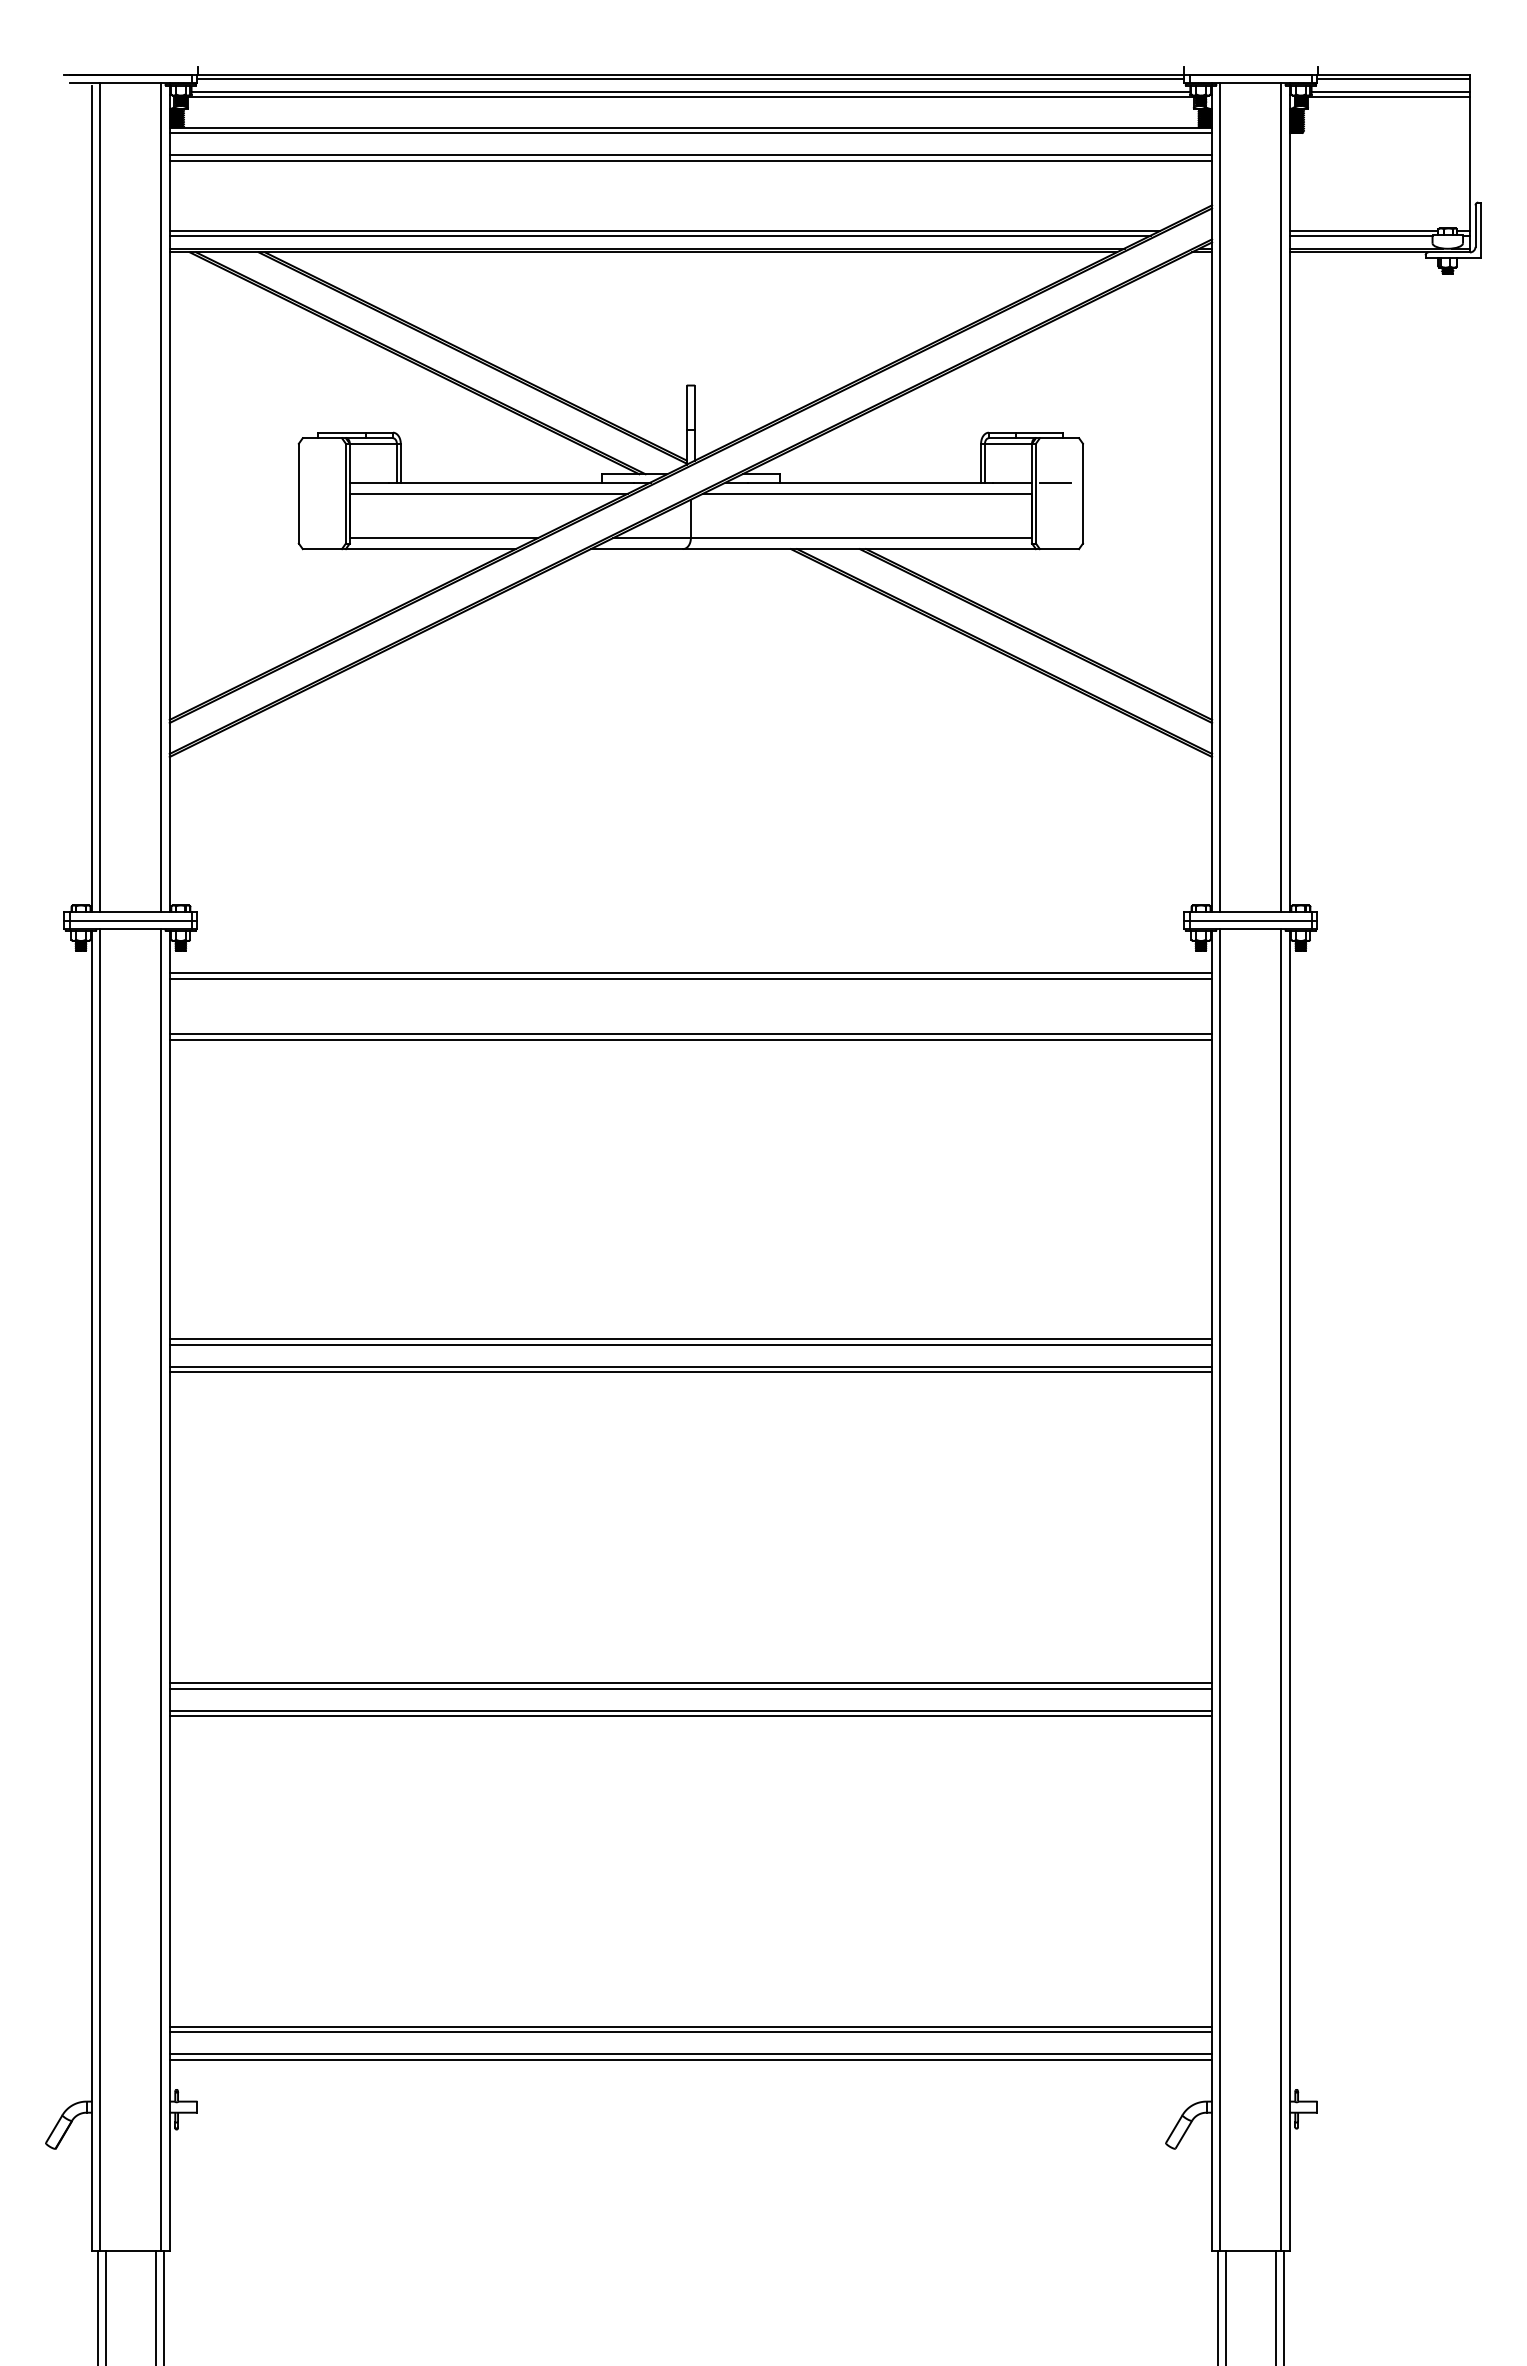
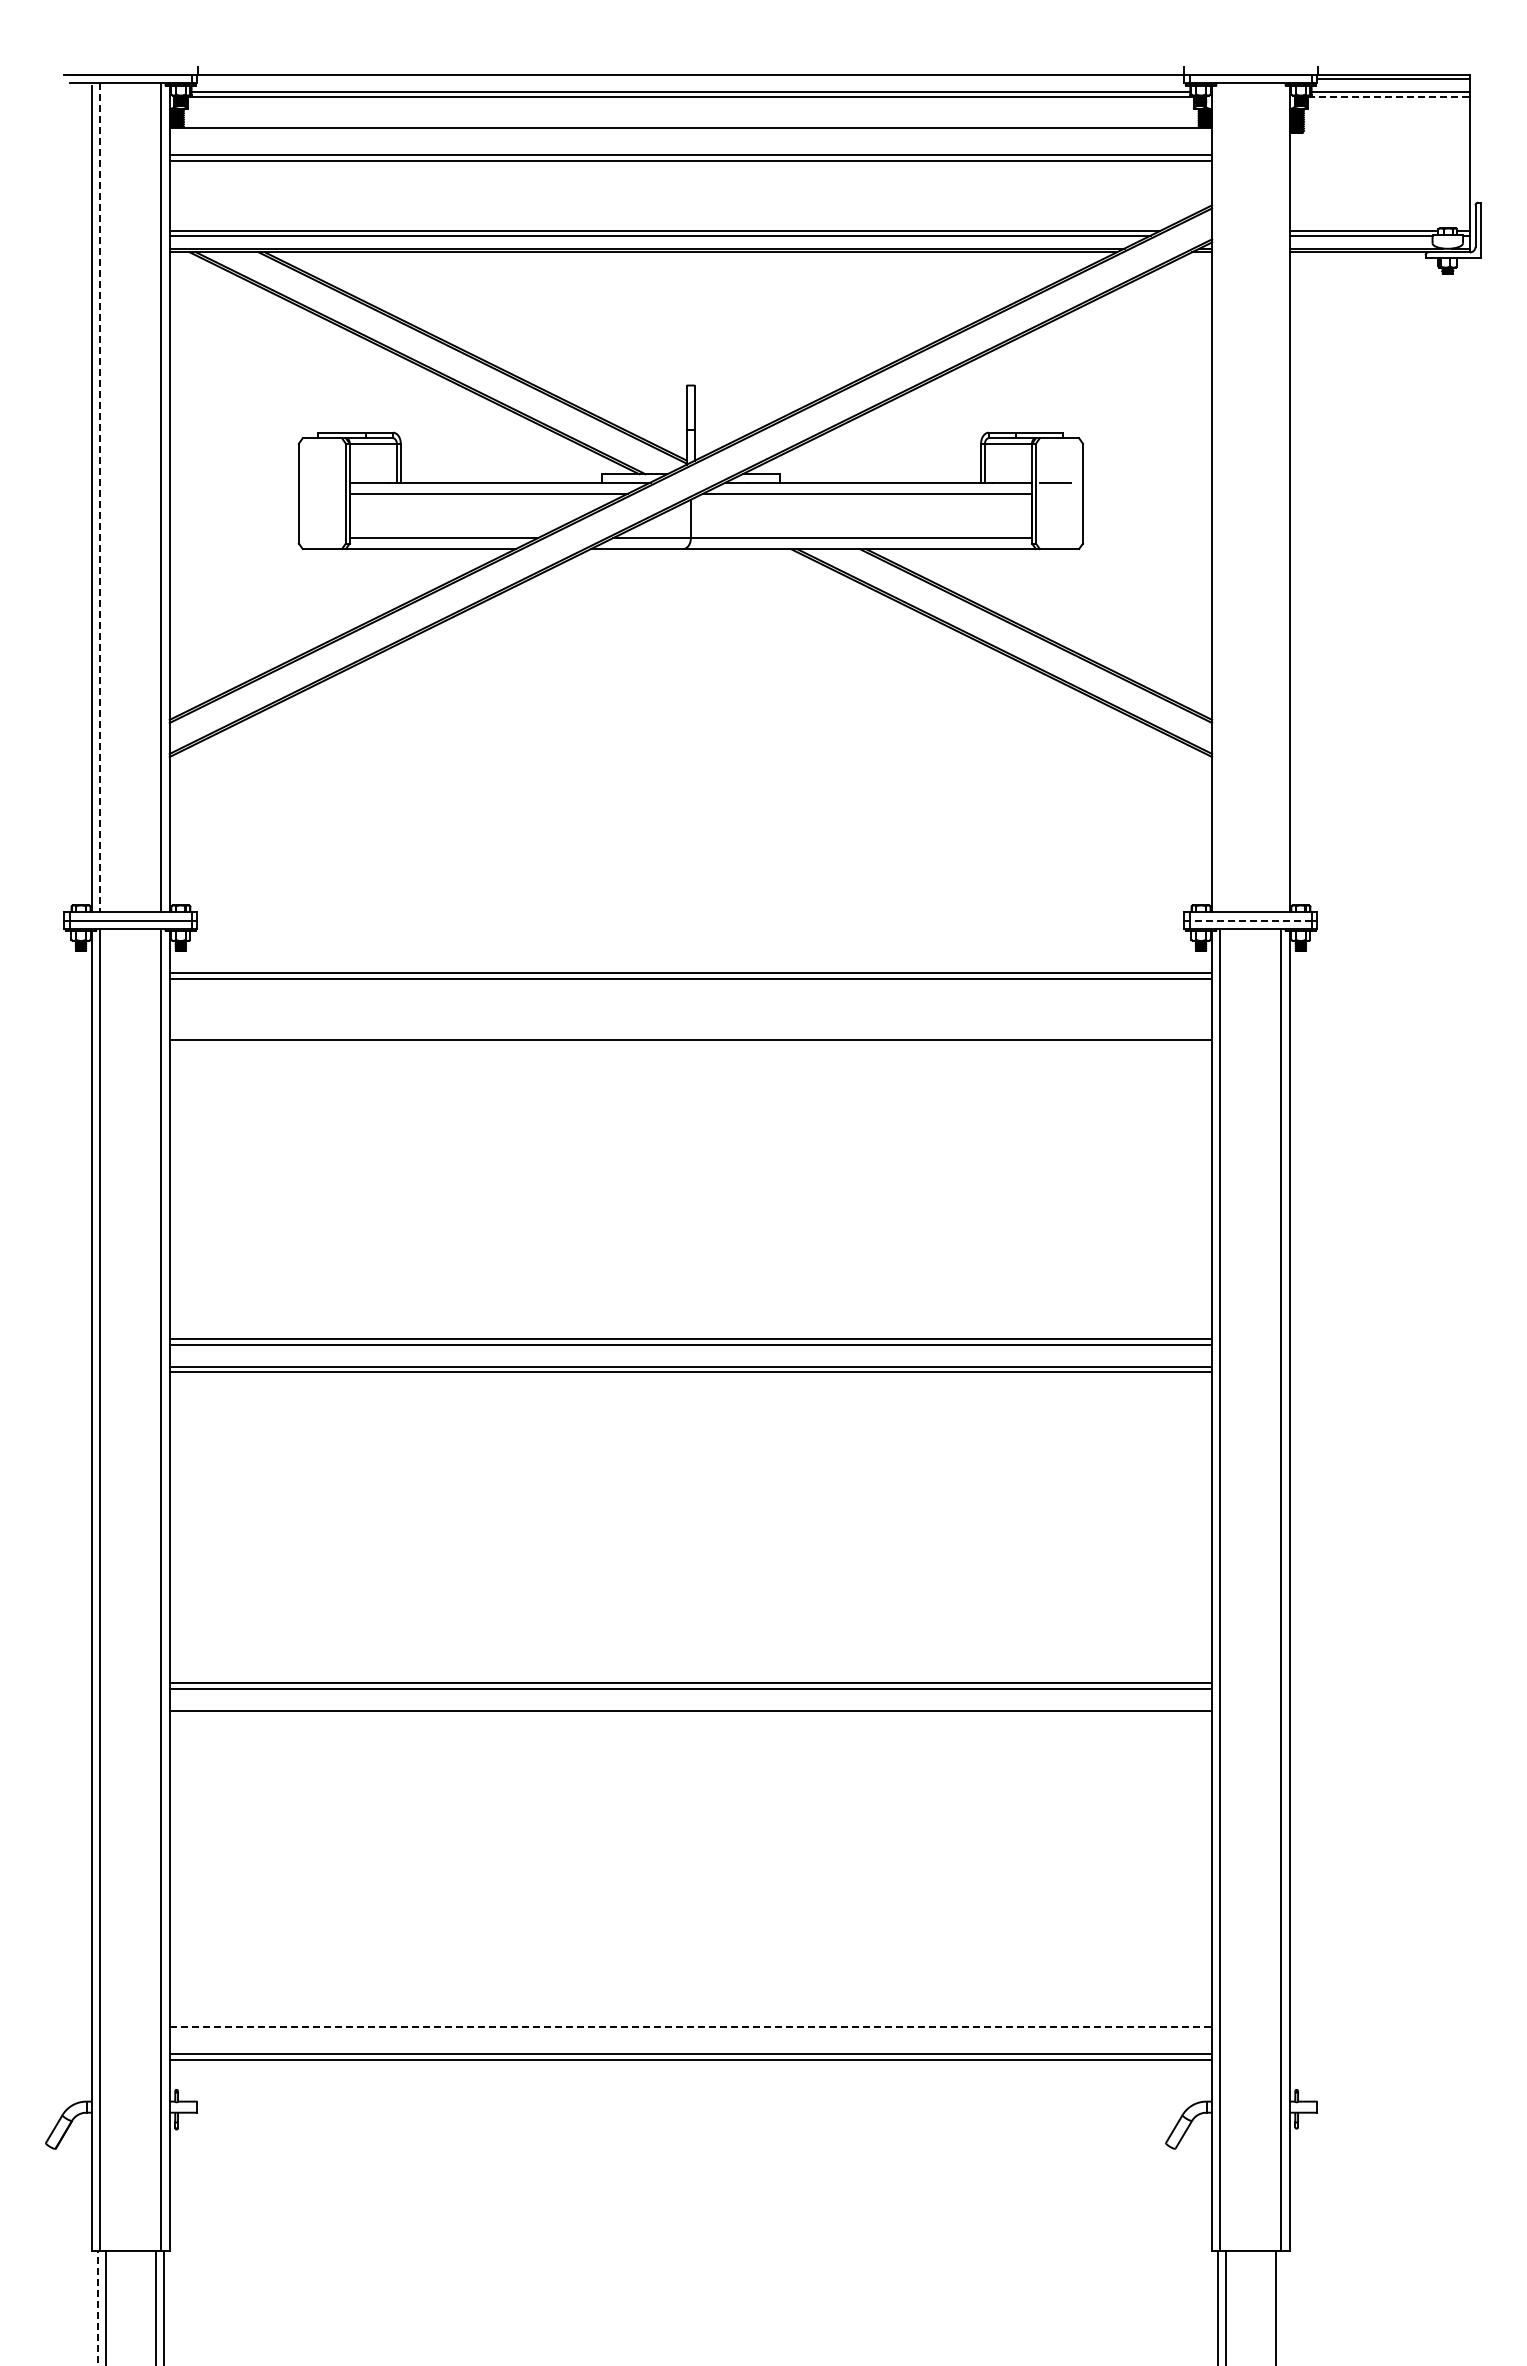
line: present -> none (690, 78)
line: solid -> dashed (1389, 96)
line: present -> none (690, 133)
line: present -> none (1220, 497)
line: present -> none (1281, 497)
line: solid -> dashed (100, 498)
line: solid -> dashed (1250, 920)
line: present -> none (690, 1034)
line: present -> none (690, 1716)
line: solid -> dashed (691, 2026)
line: present -> none (690, 2032)
line: present -> none (1284, 2306)
line: solid -> dashed (97, 2308)
